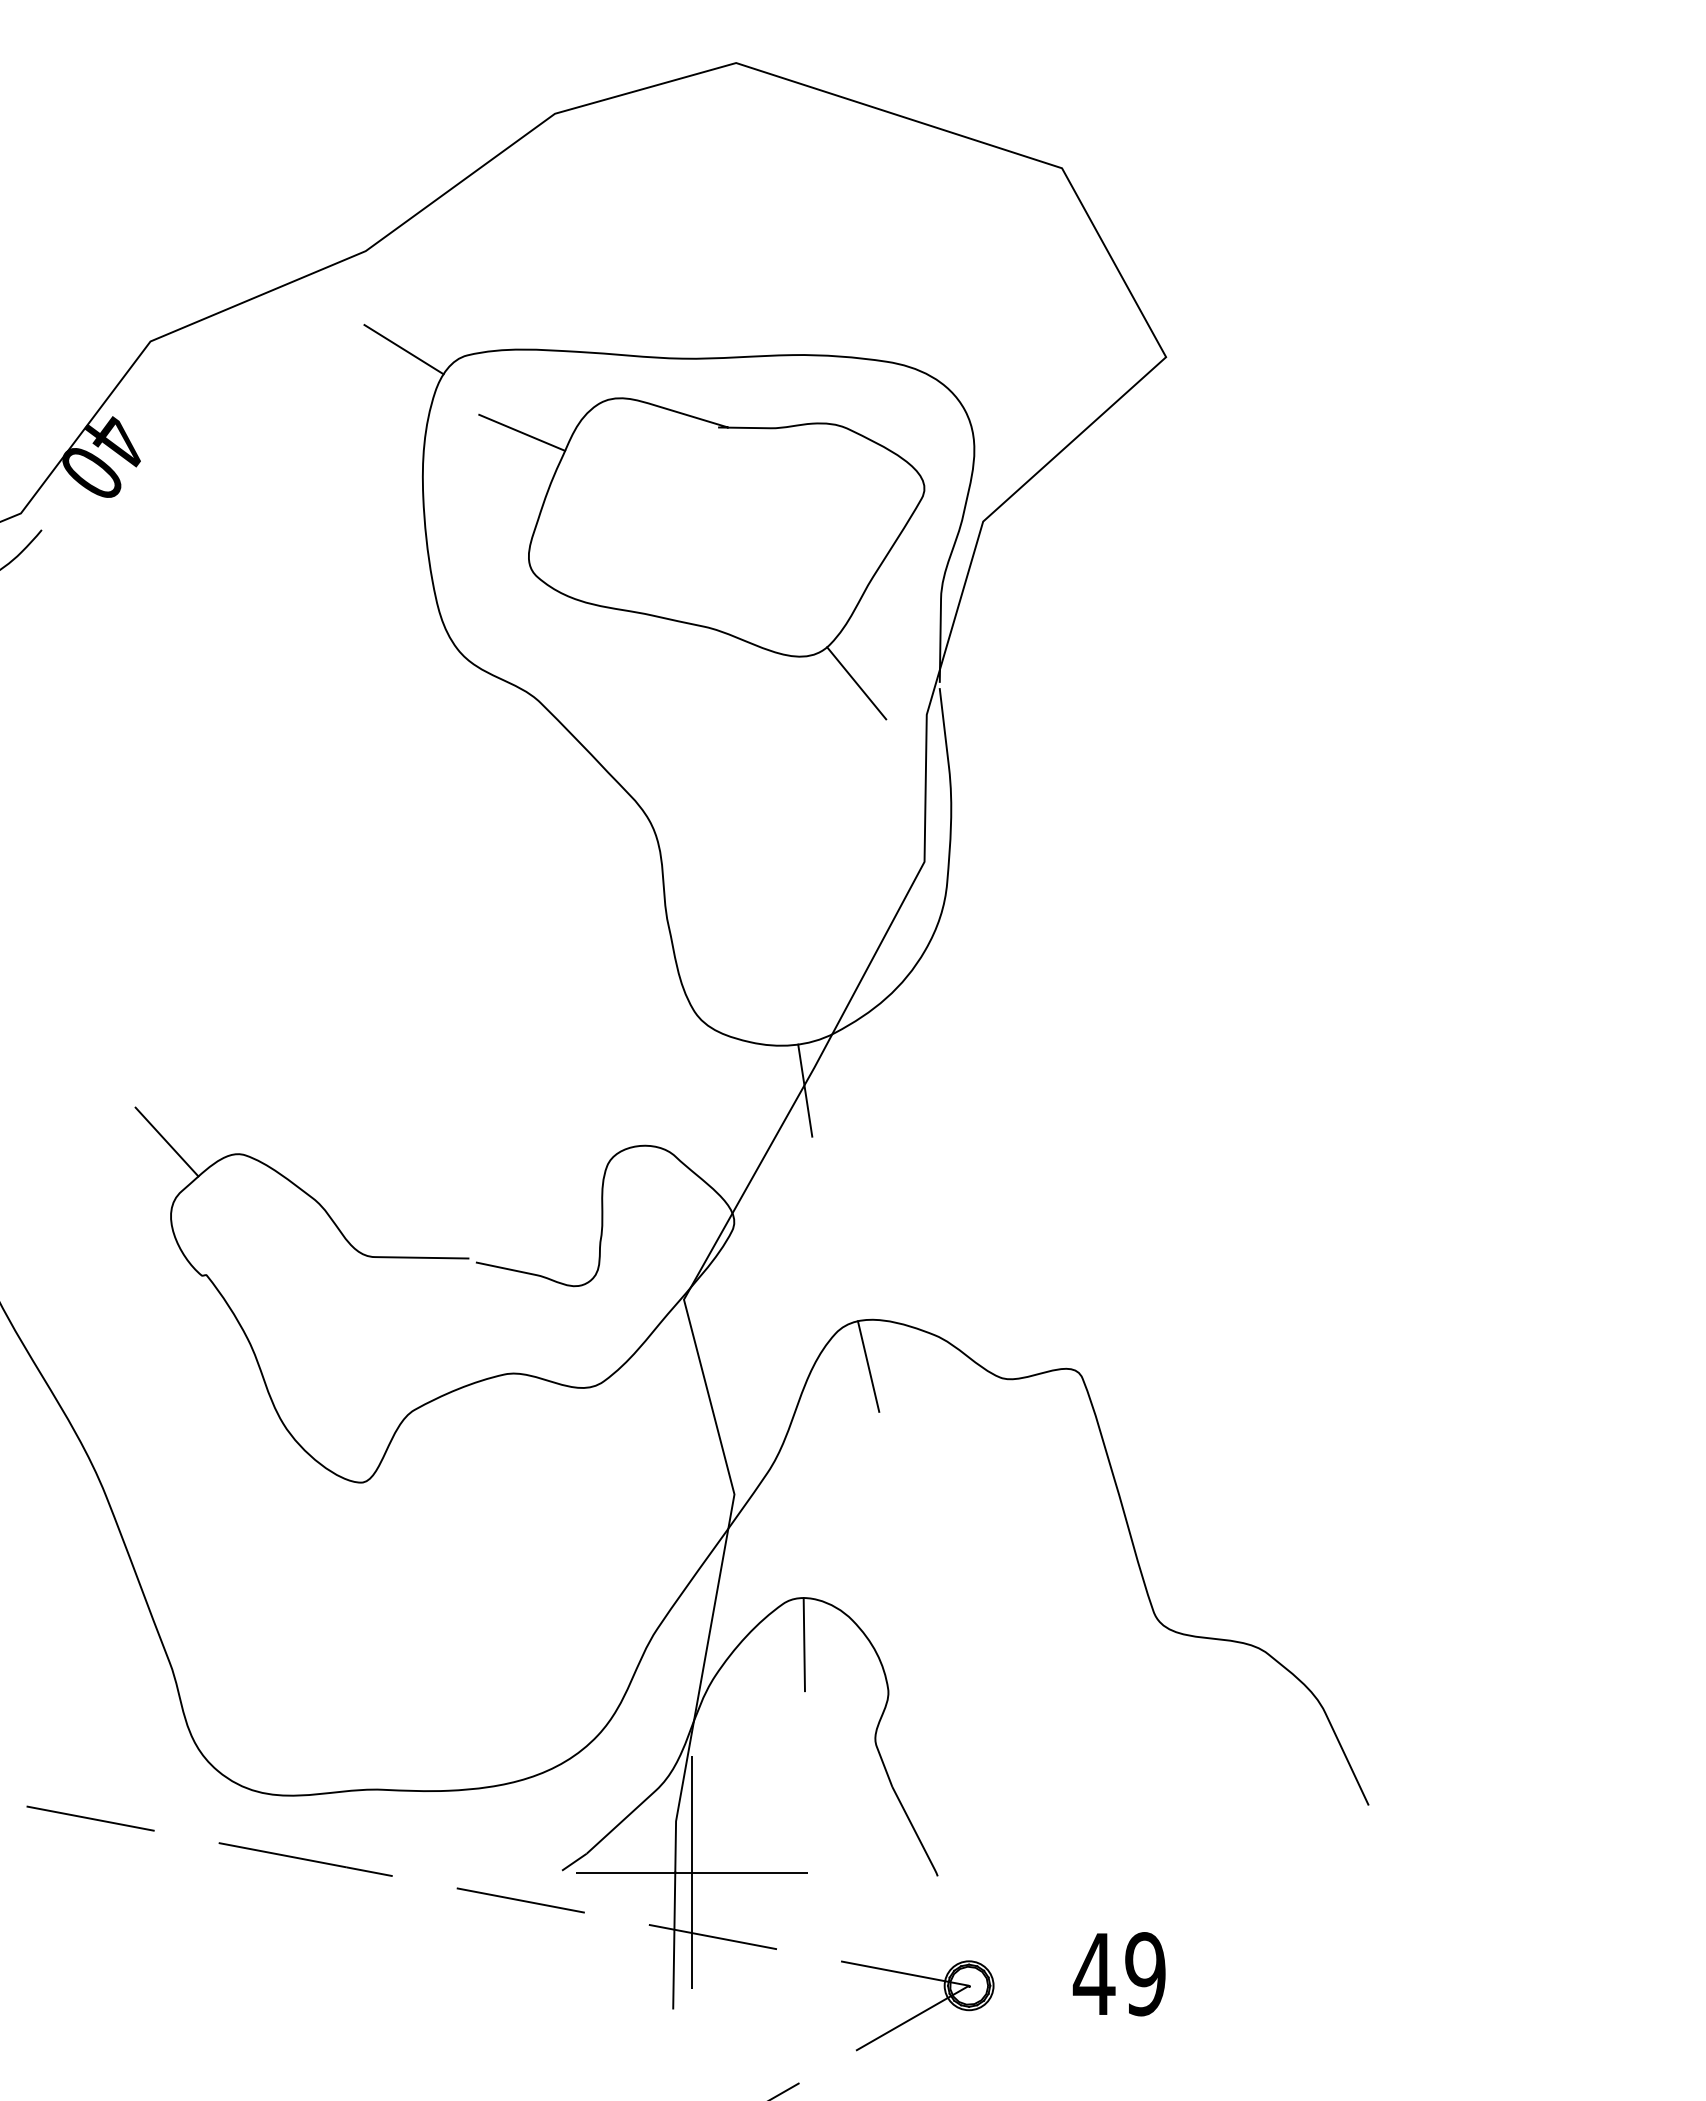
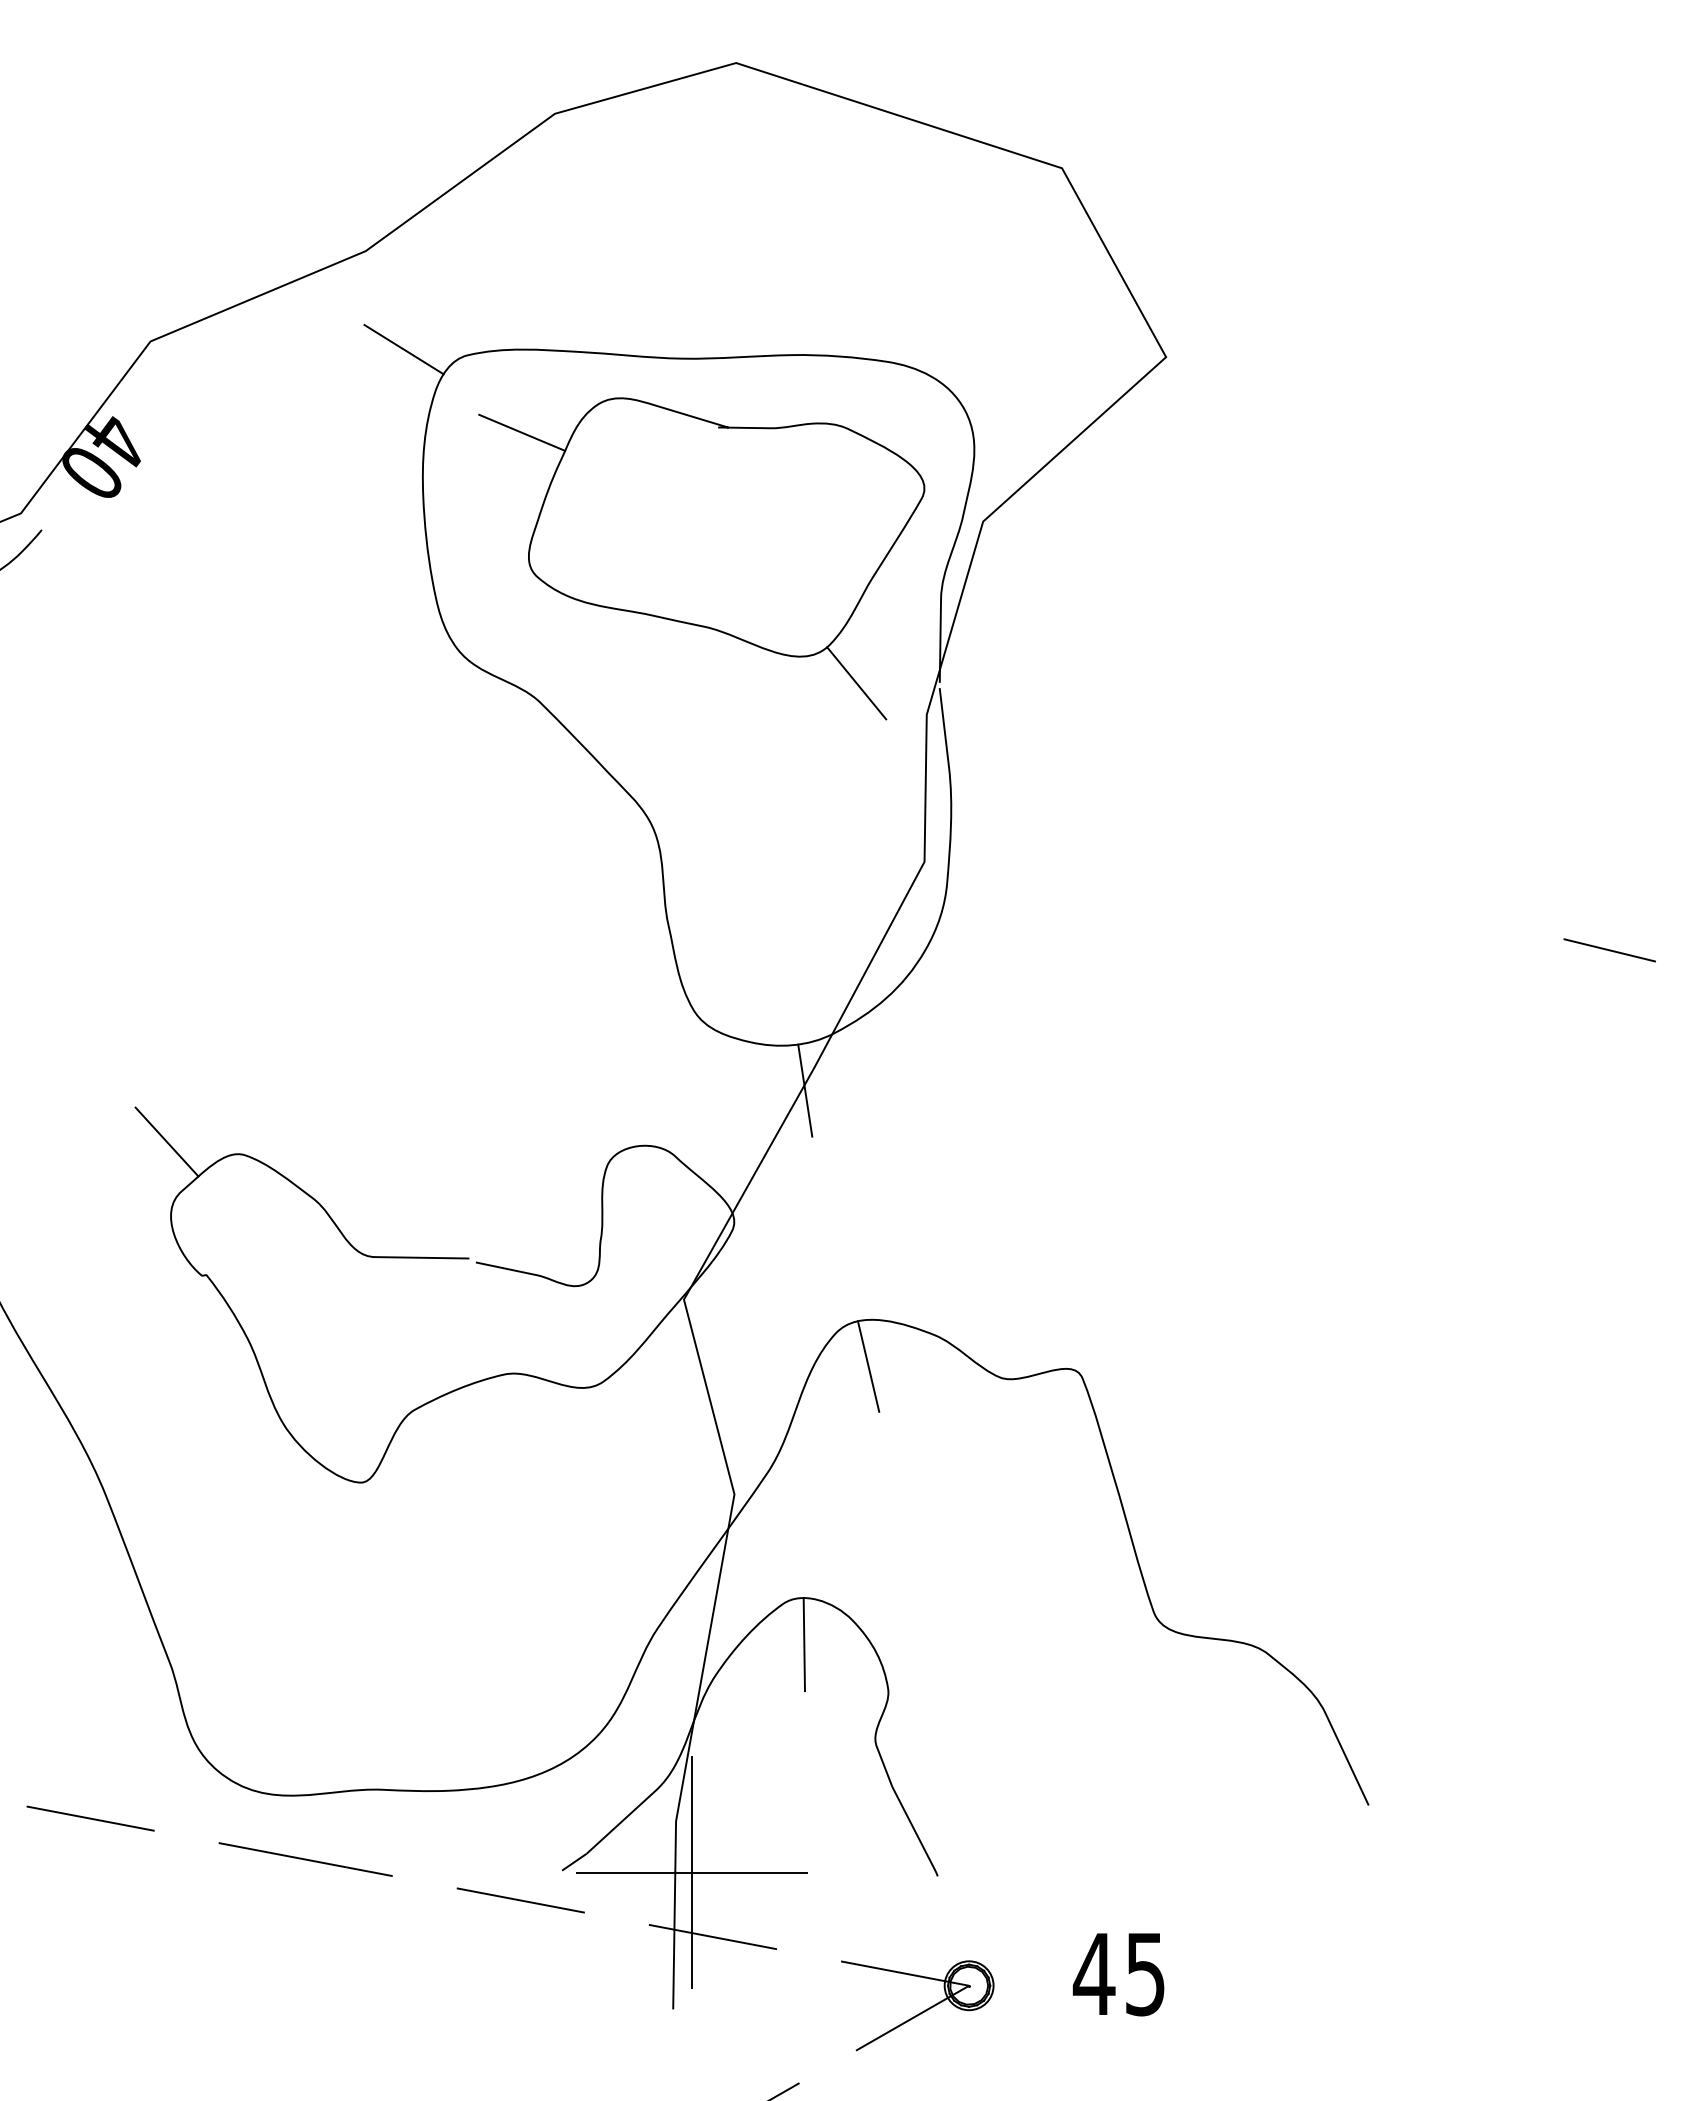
line: none -> present (1609, 950)
text: 49 -> 45 (1145, 1974)
